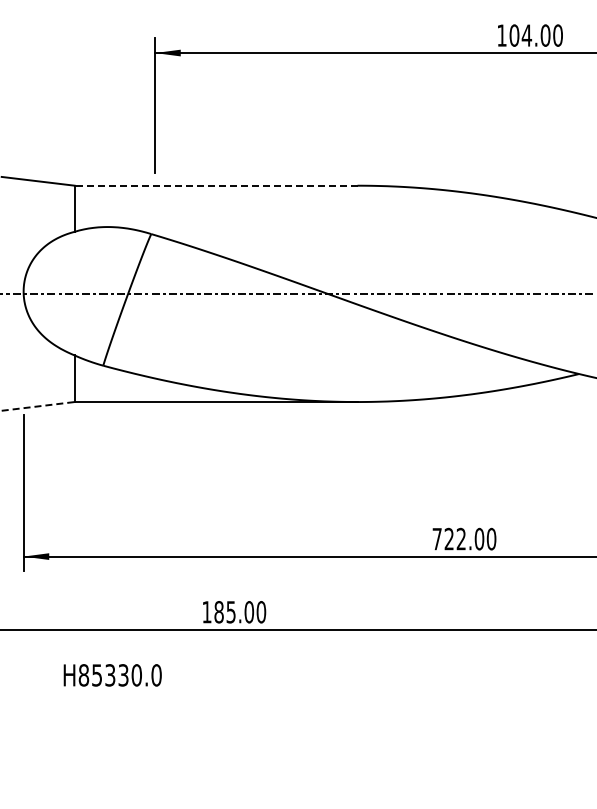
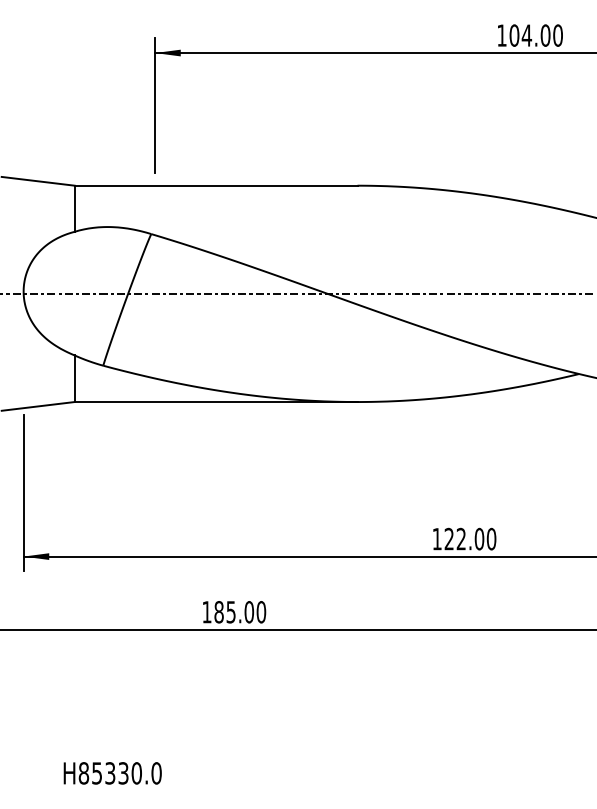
line: dashed -> solid (215, 185)
line: dashed -> solid (38, 406)
text: 722.00 -> 122.00 (436, 539)
text position: (112, 675) -> (112, 773) (112, 773)
